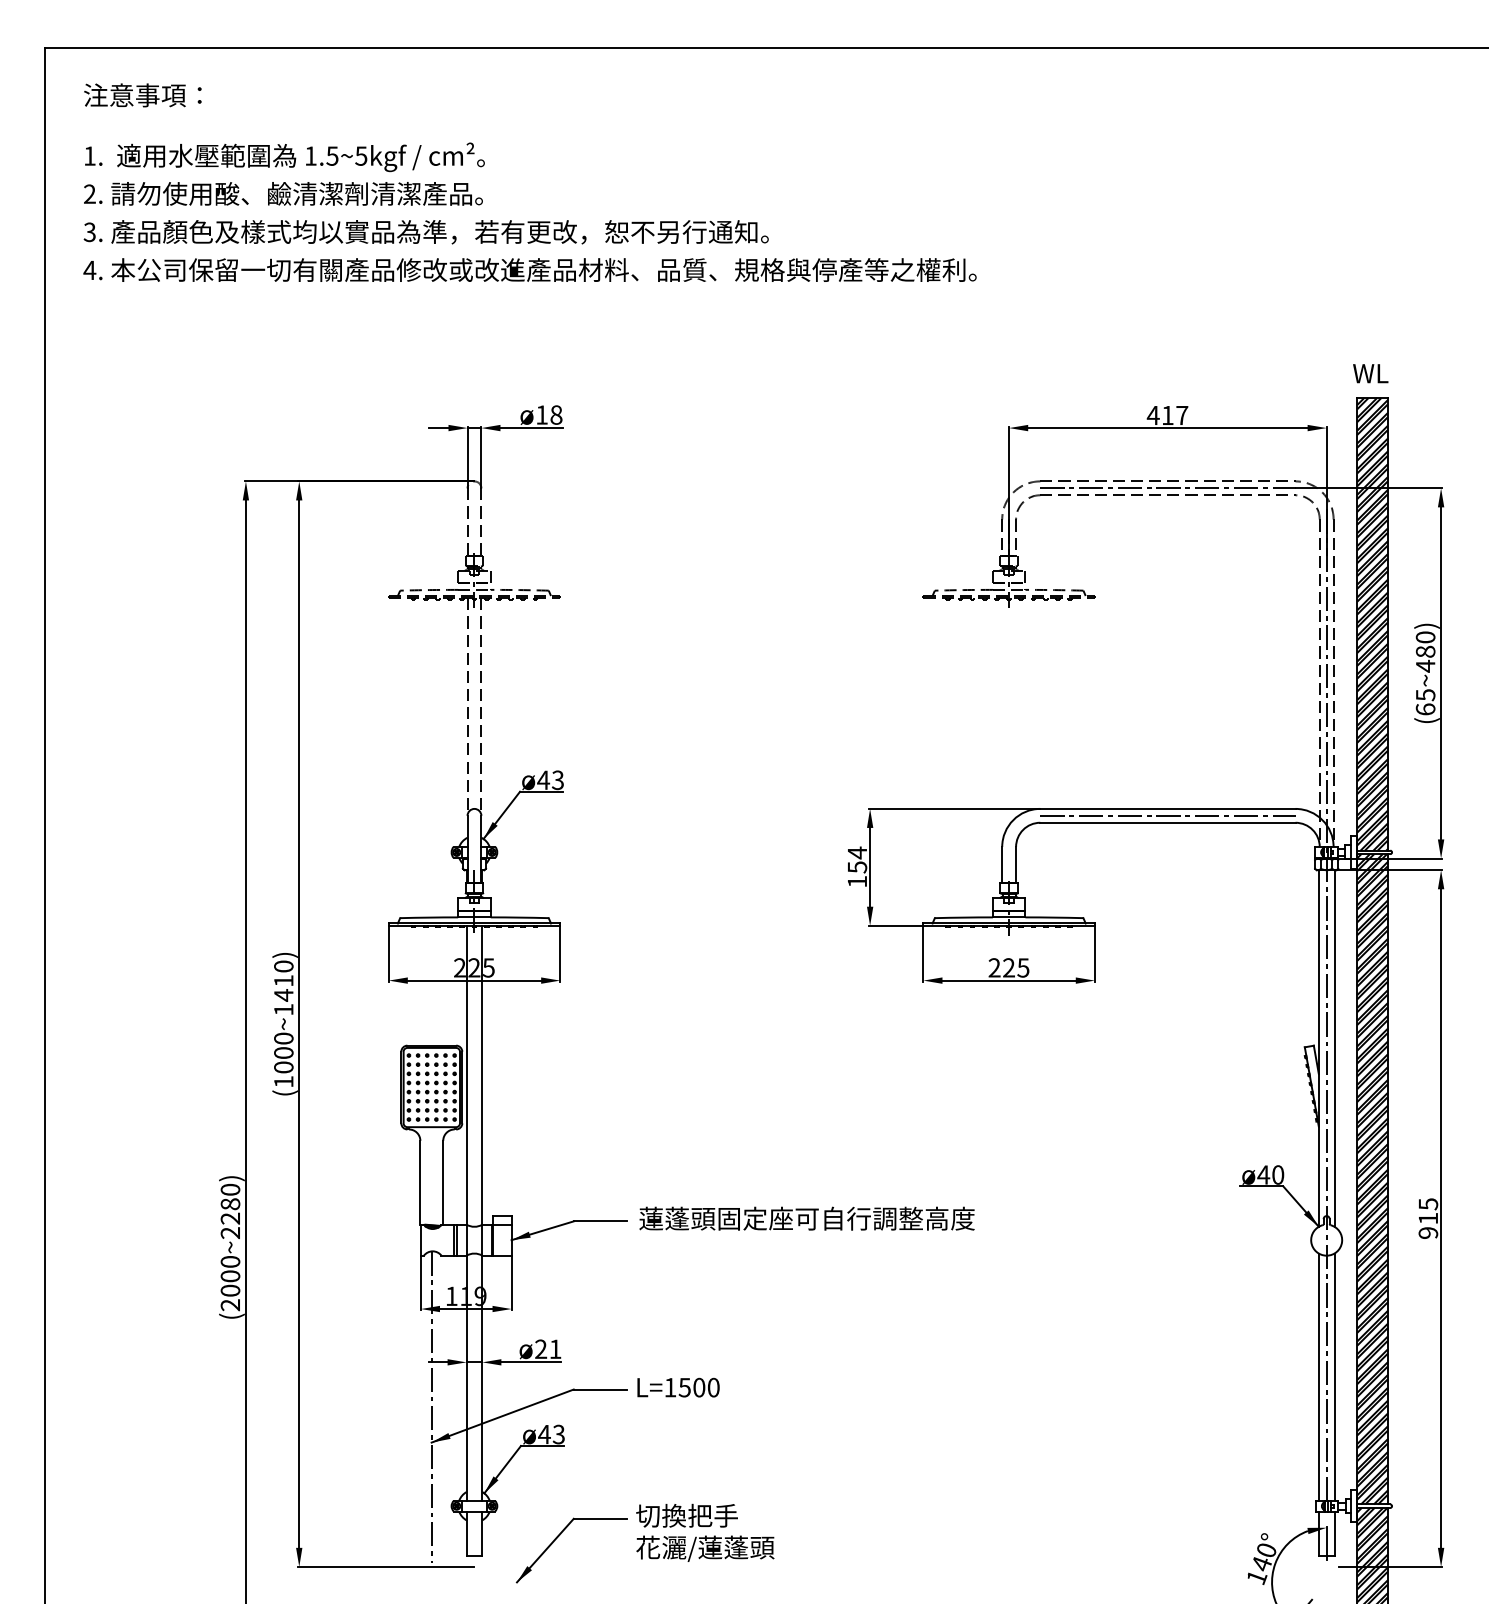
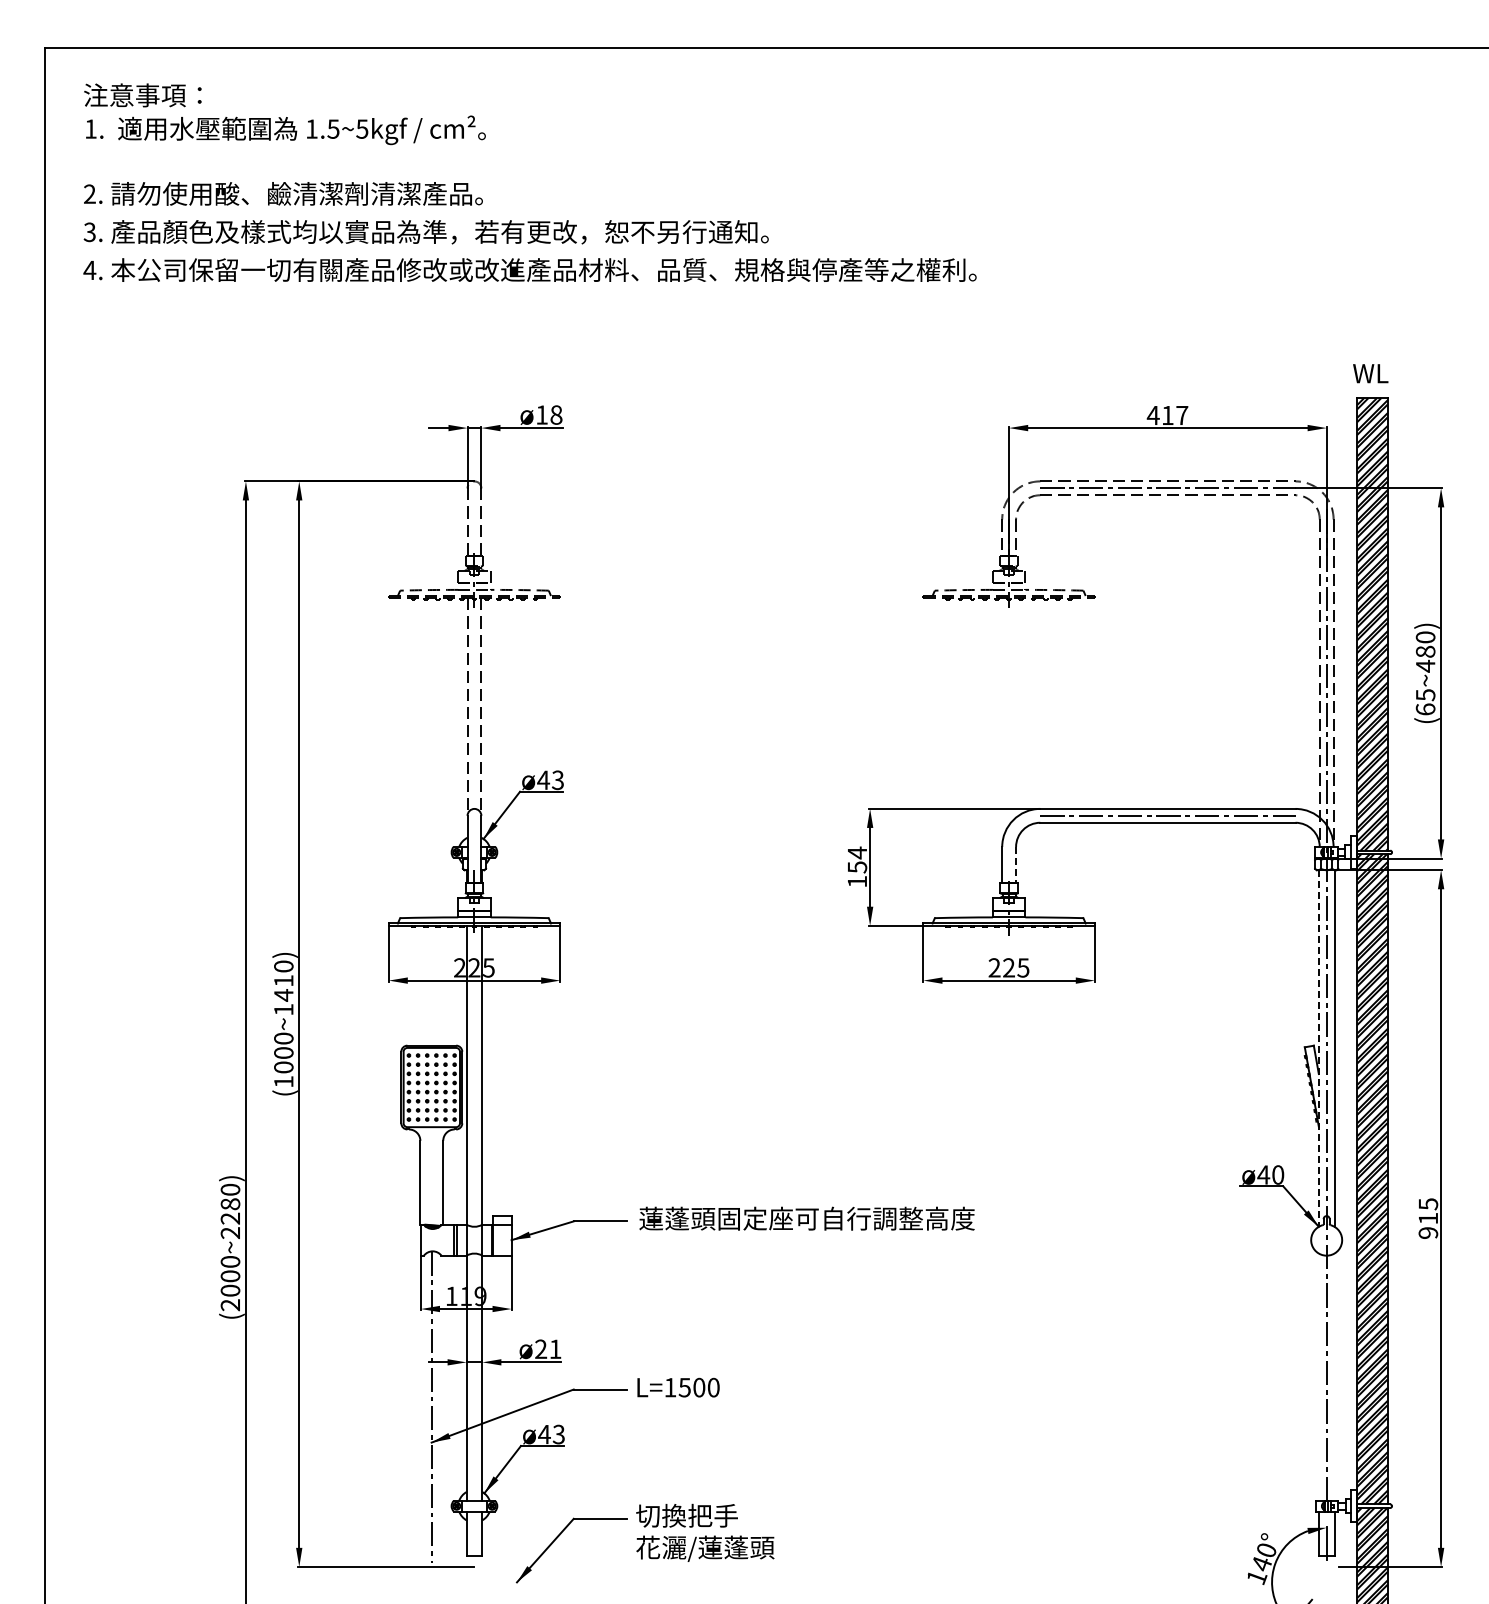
text position: (284, 157) -> (285, 130) (285, 130)
line: solid -> dashed (1016, 865)
line: solid -> dashed (1318, 1049)
line: present -> none (1318, 1376)
line: present -> none (1334, 1376)
